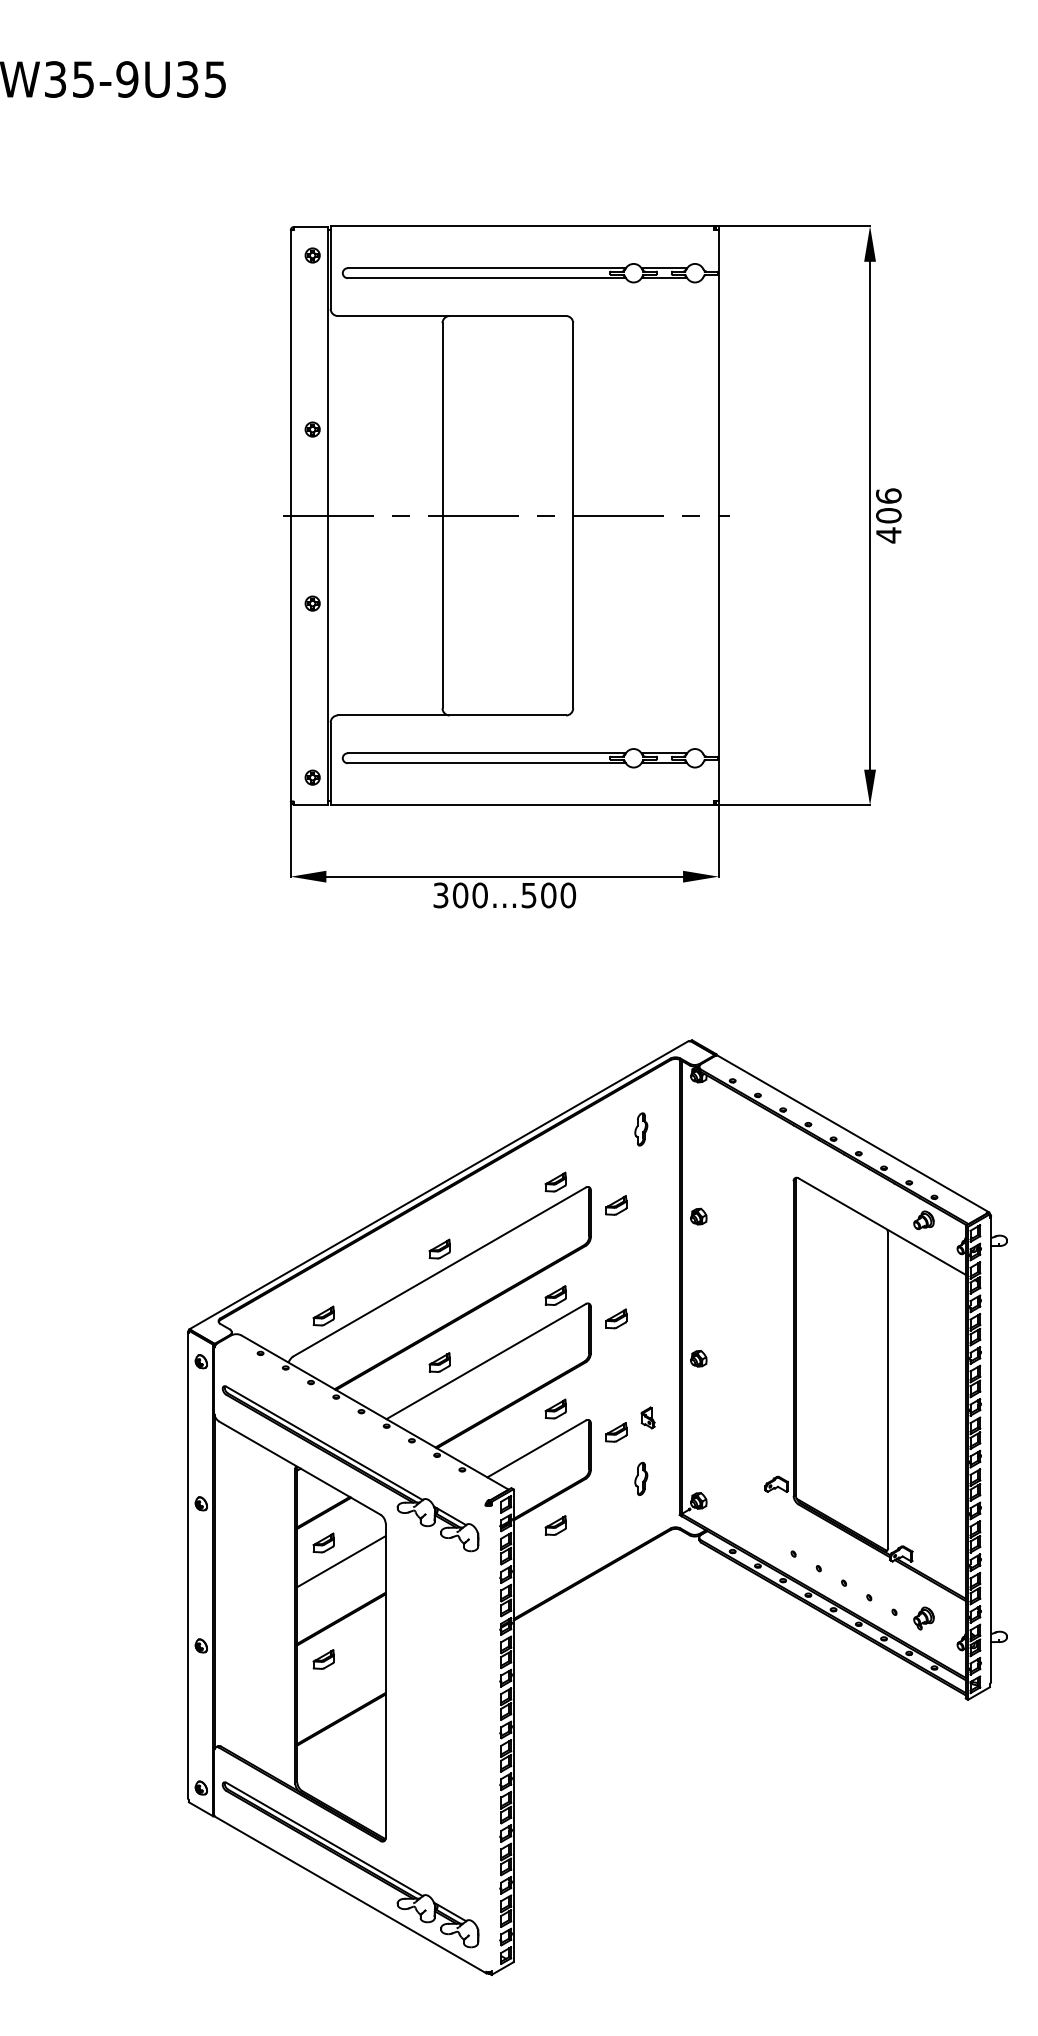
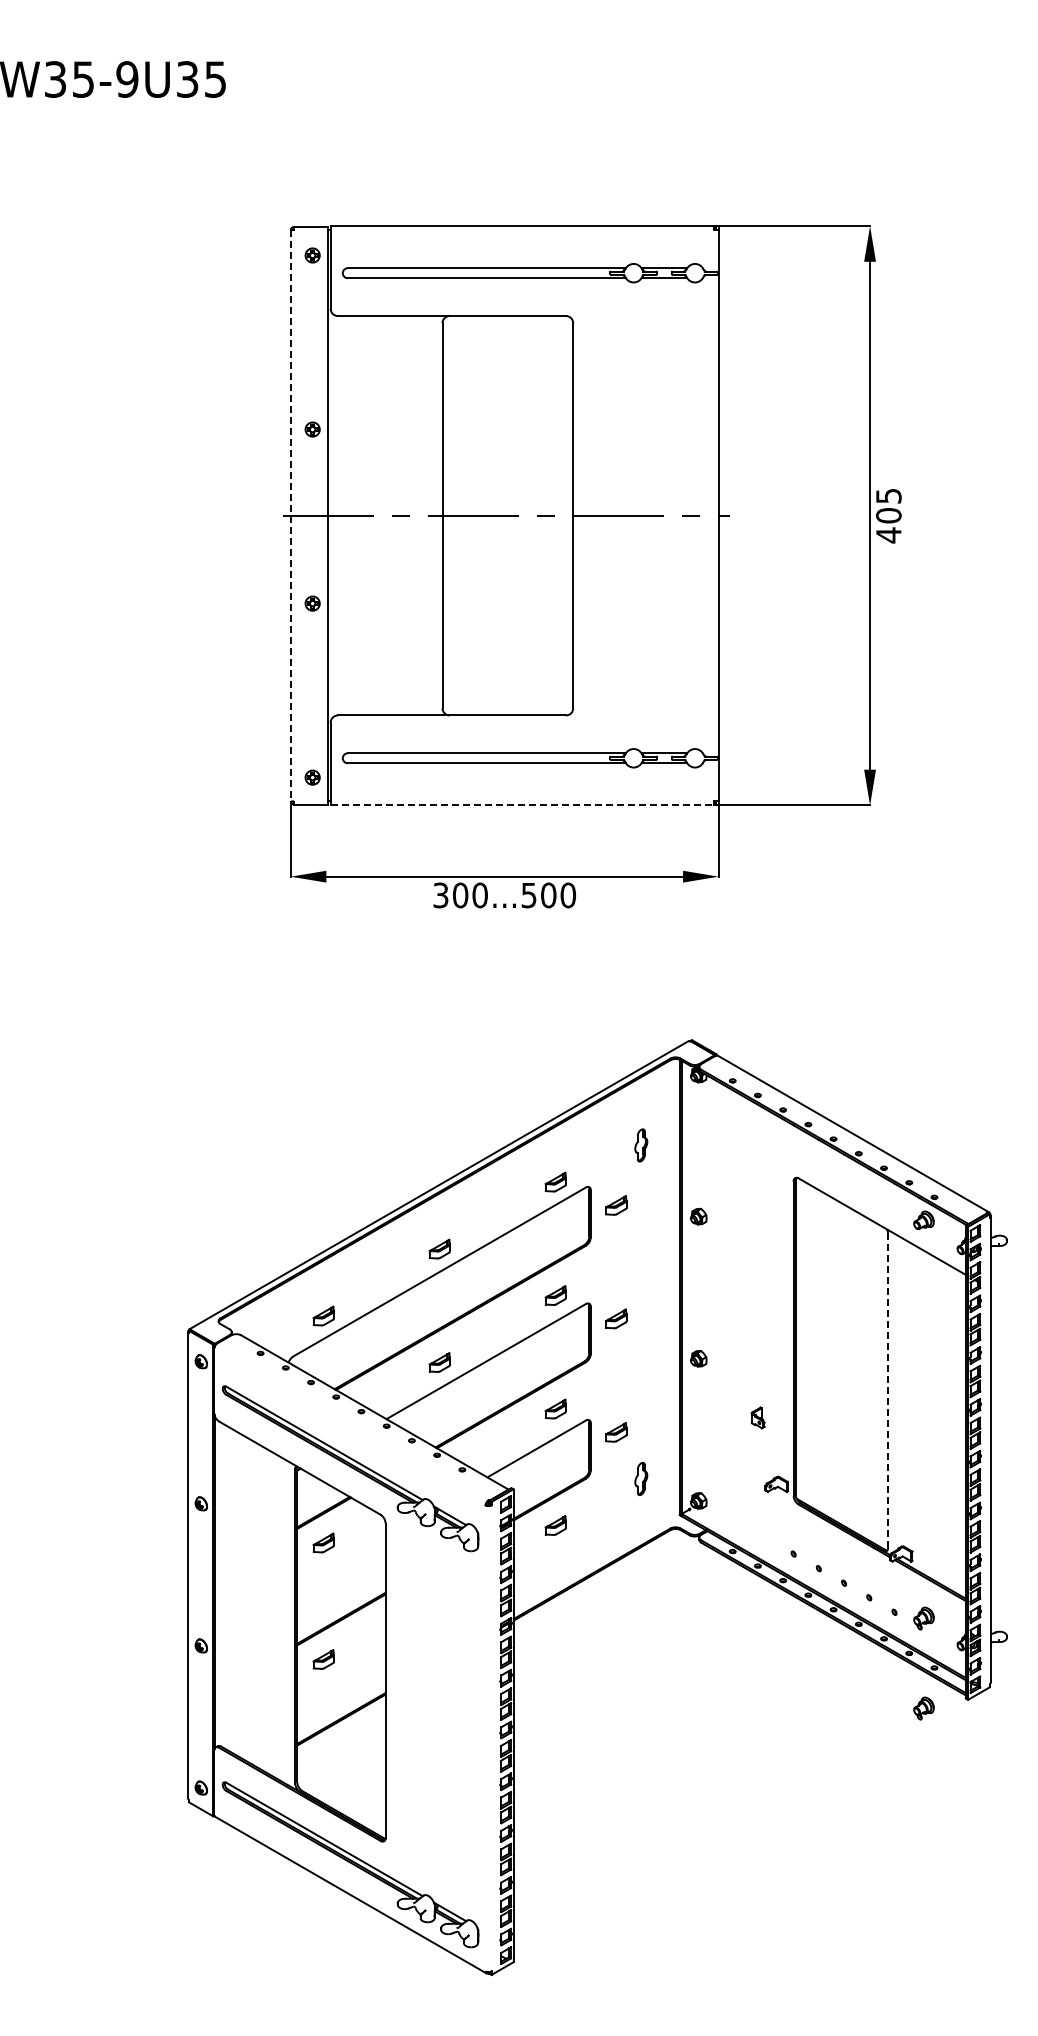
text: 406 -> 405 (888, 495)
line: solid -> dashed (290, 516)
line: solid -> dashed (522, 805)
part position: (641, 1129) -> (641, 1145) (641, 1145)
line: solid -> dashed (888, 1390)
part position: (647, 1417) -> (757, 1417) (757, 1417)
line: present -> none (341, 1561)
part: none -> present (923, 1708)
